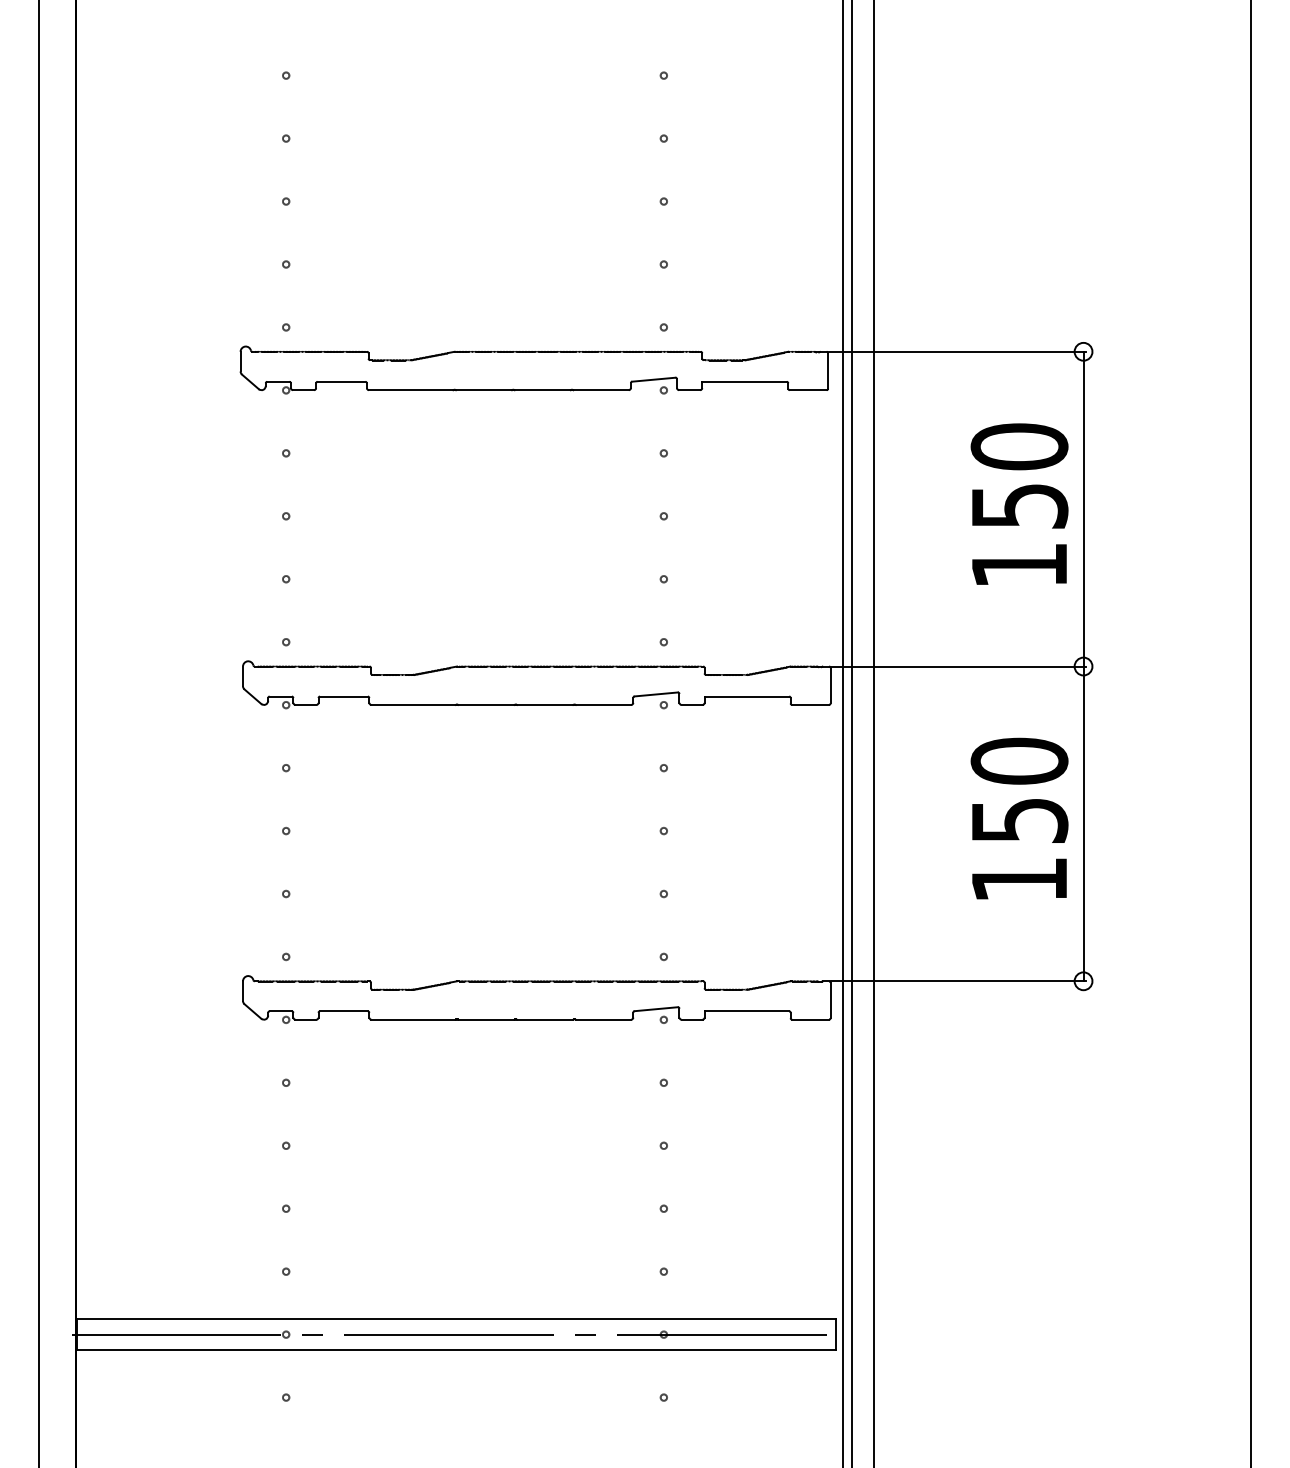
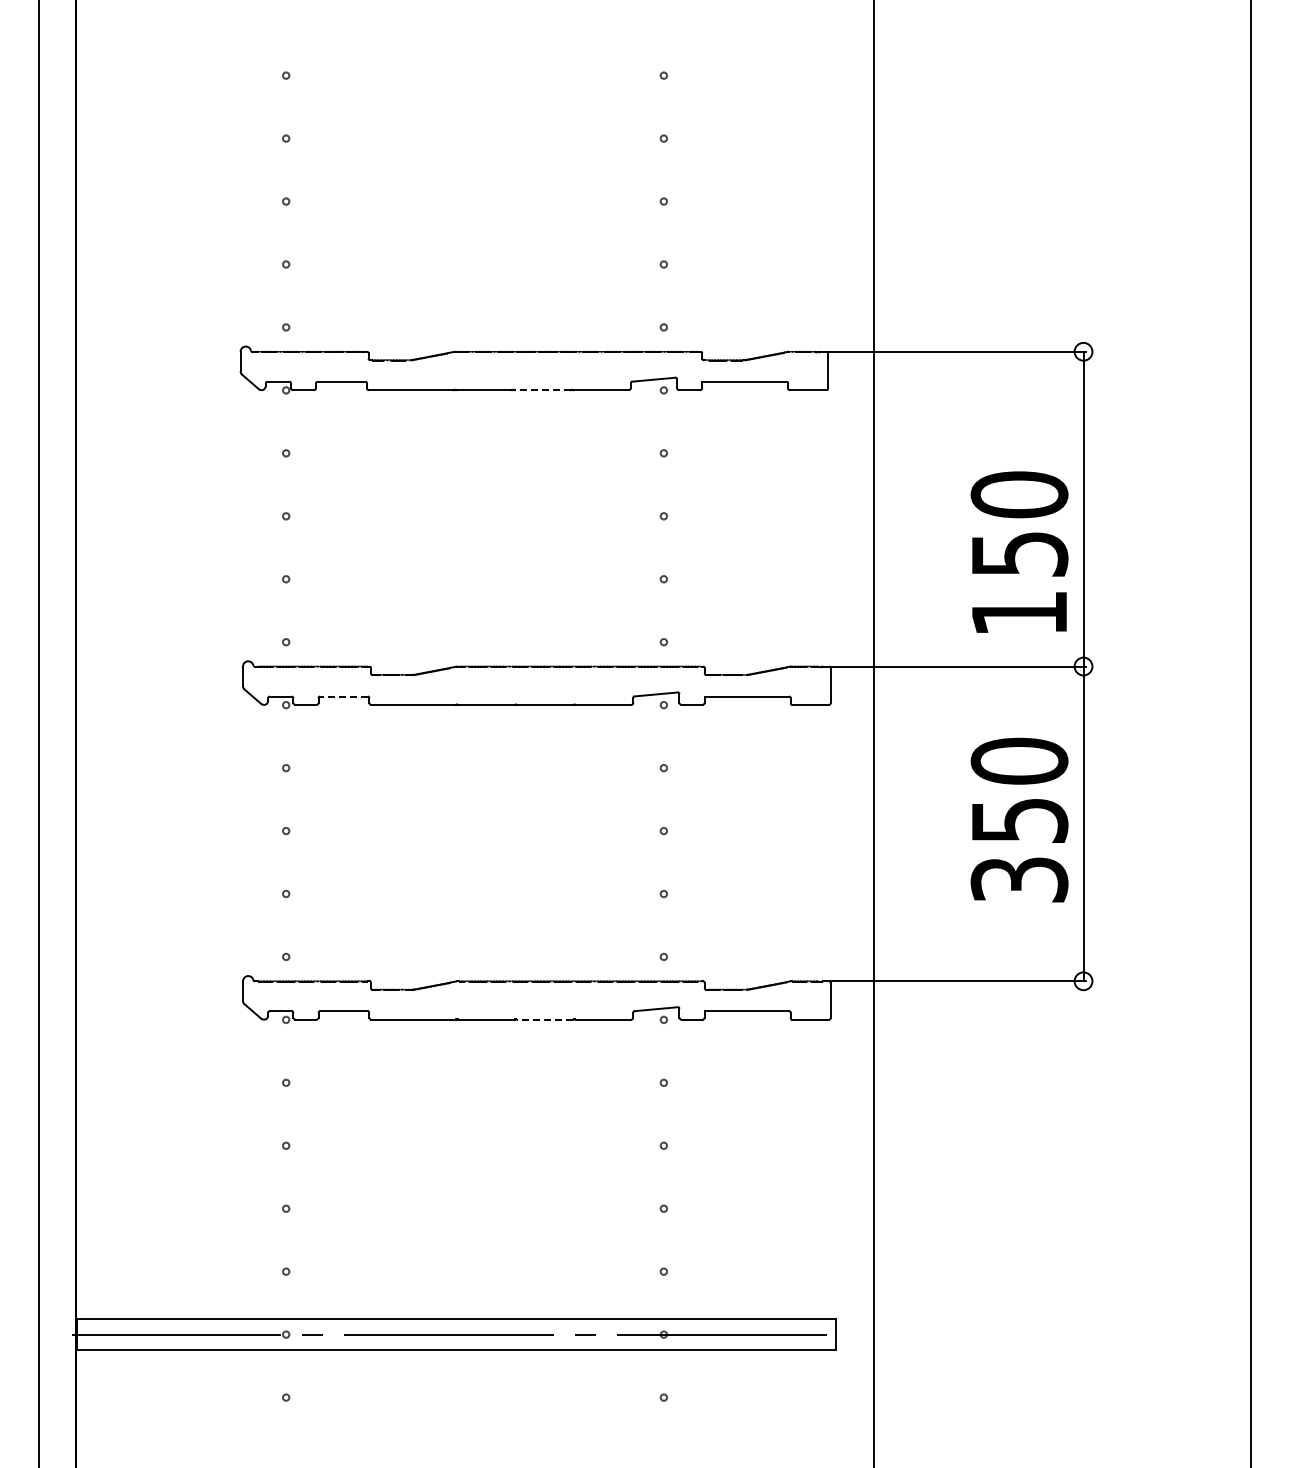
line: solid -> dashed (542, 390)
text position: (1019, 503) -> (1019, 551) (1019, 551)
line: solid -> dashed (343, 696)
line: present -> none (843, 733)
line: present -> none (851, 733)
text: 150 -> 350 (1019, 879)
line: solid -> dashed (544, 1019)
